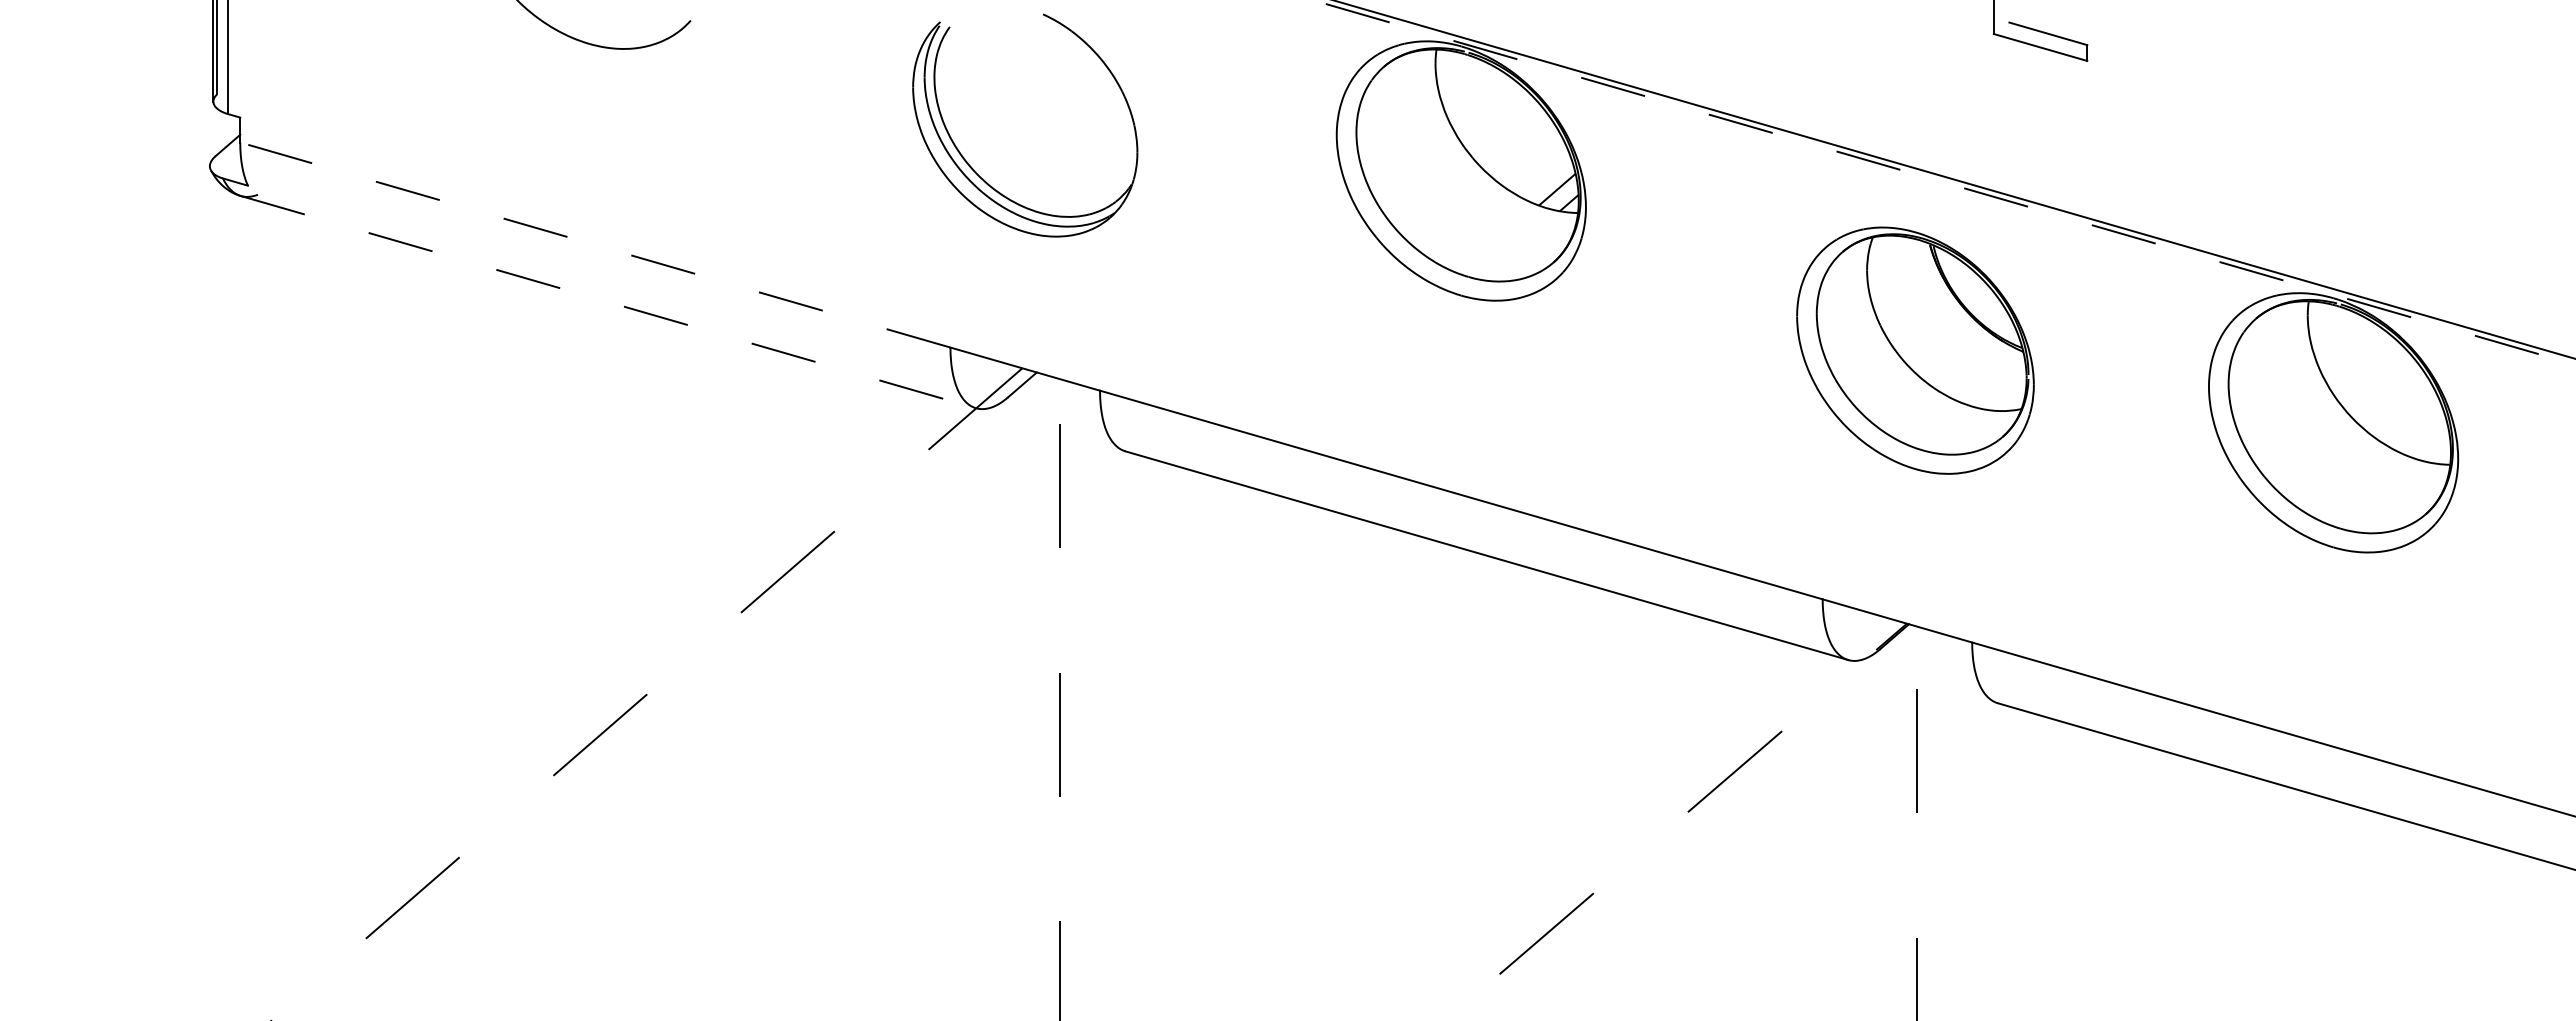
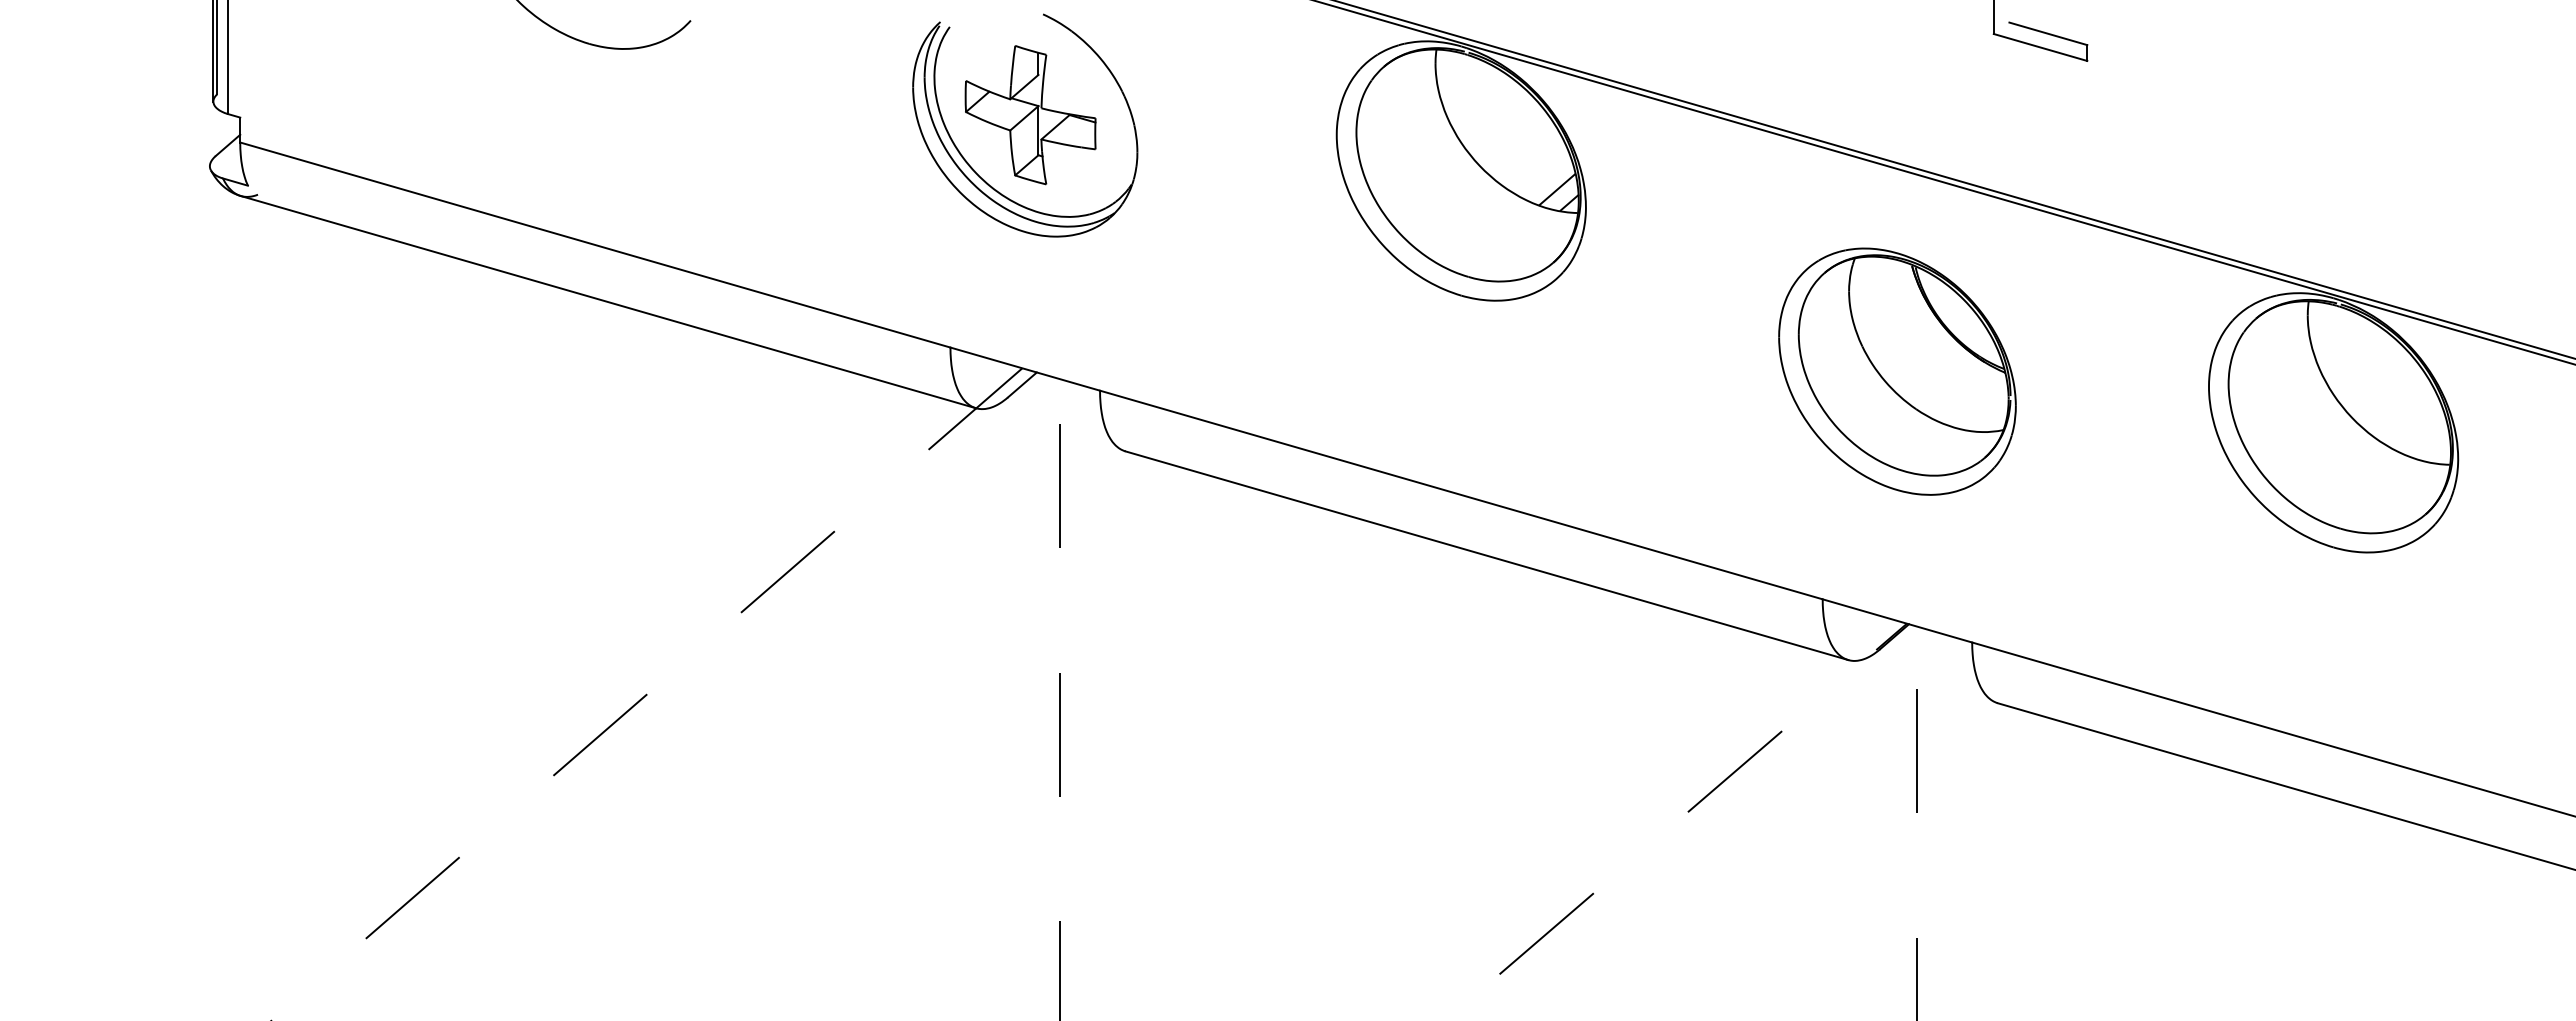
part: none -> present (1030, 115)
line: dashed -> solid (1944, 182)
line: dashed -> solid (595, 245)
line: dashed -> solid (608, 302)
part position: (1915, 350) -> (1897, 371) (1897, 371)
